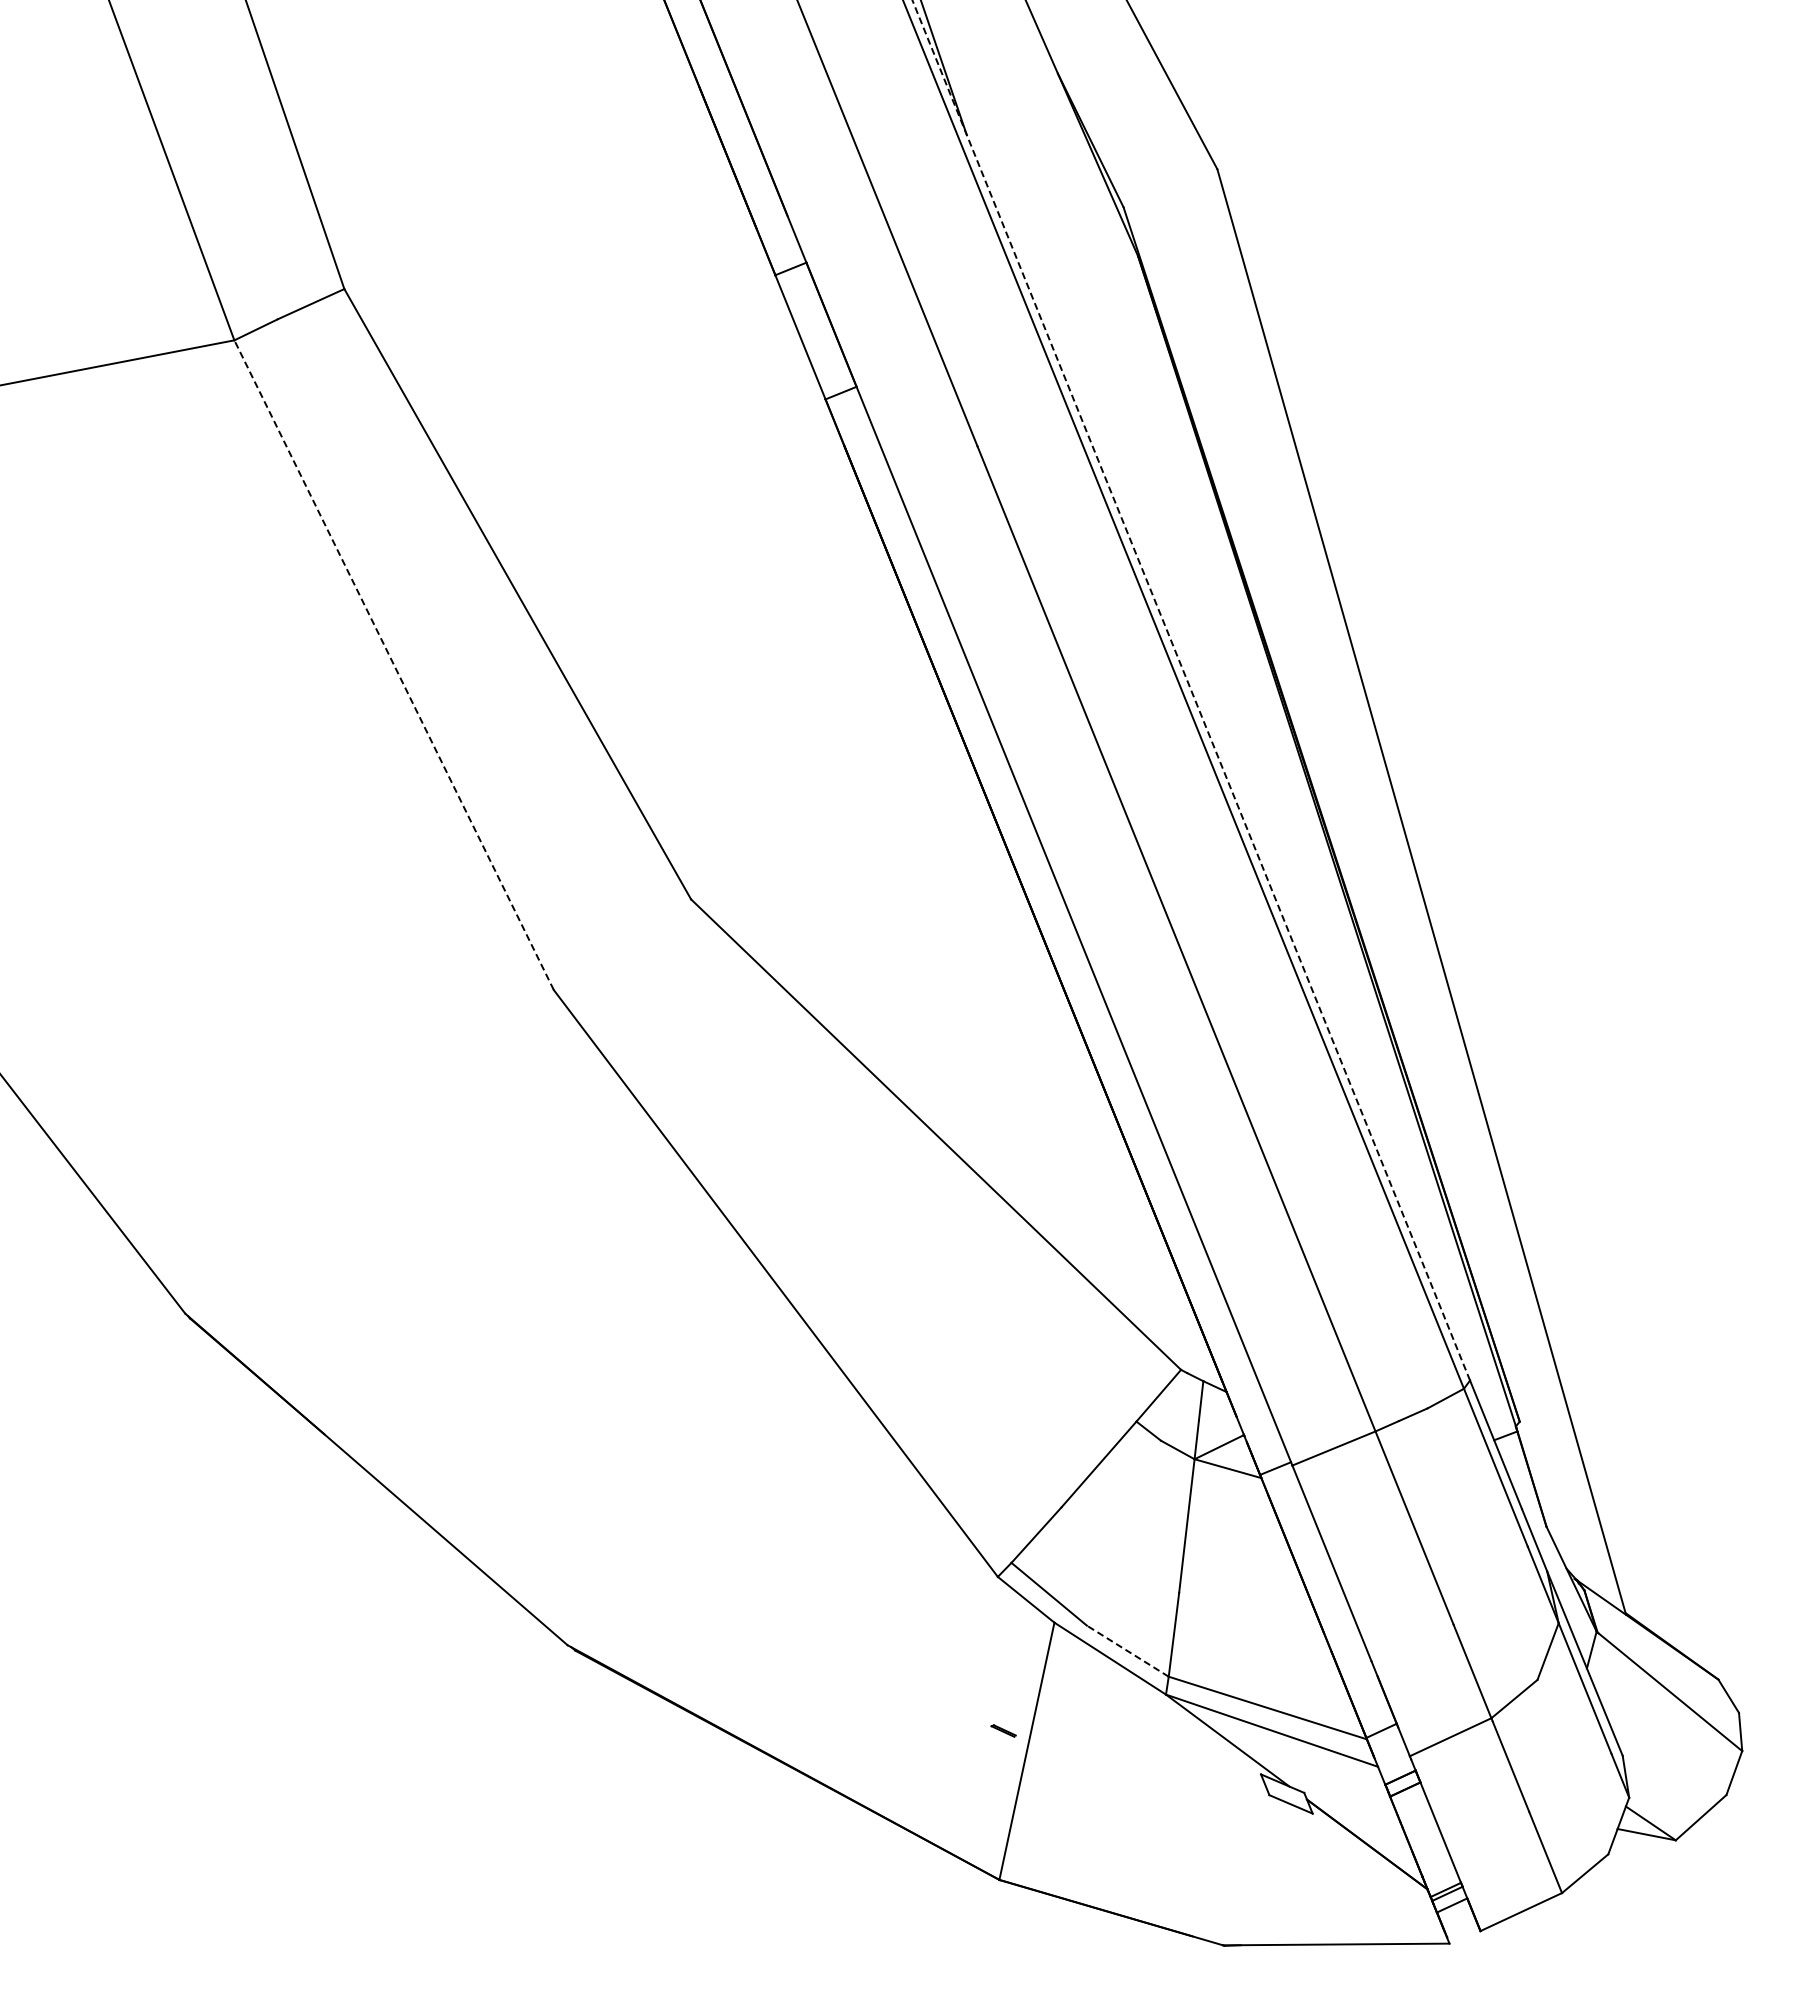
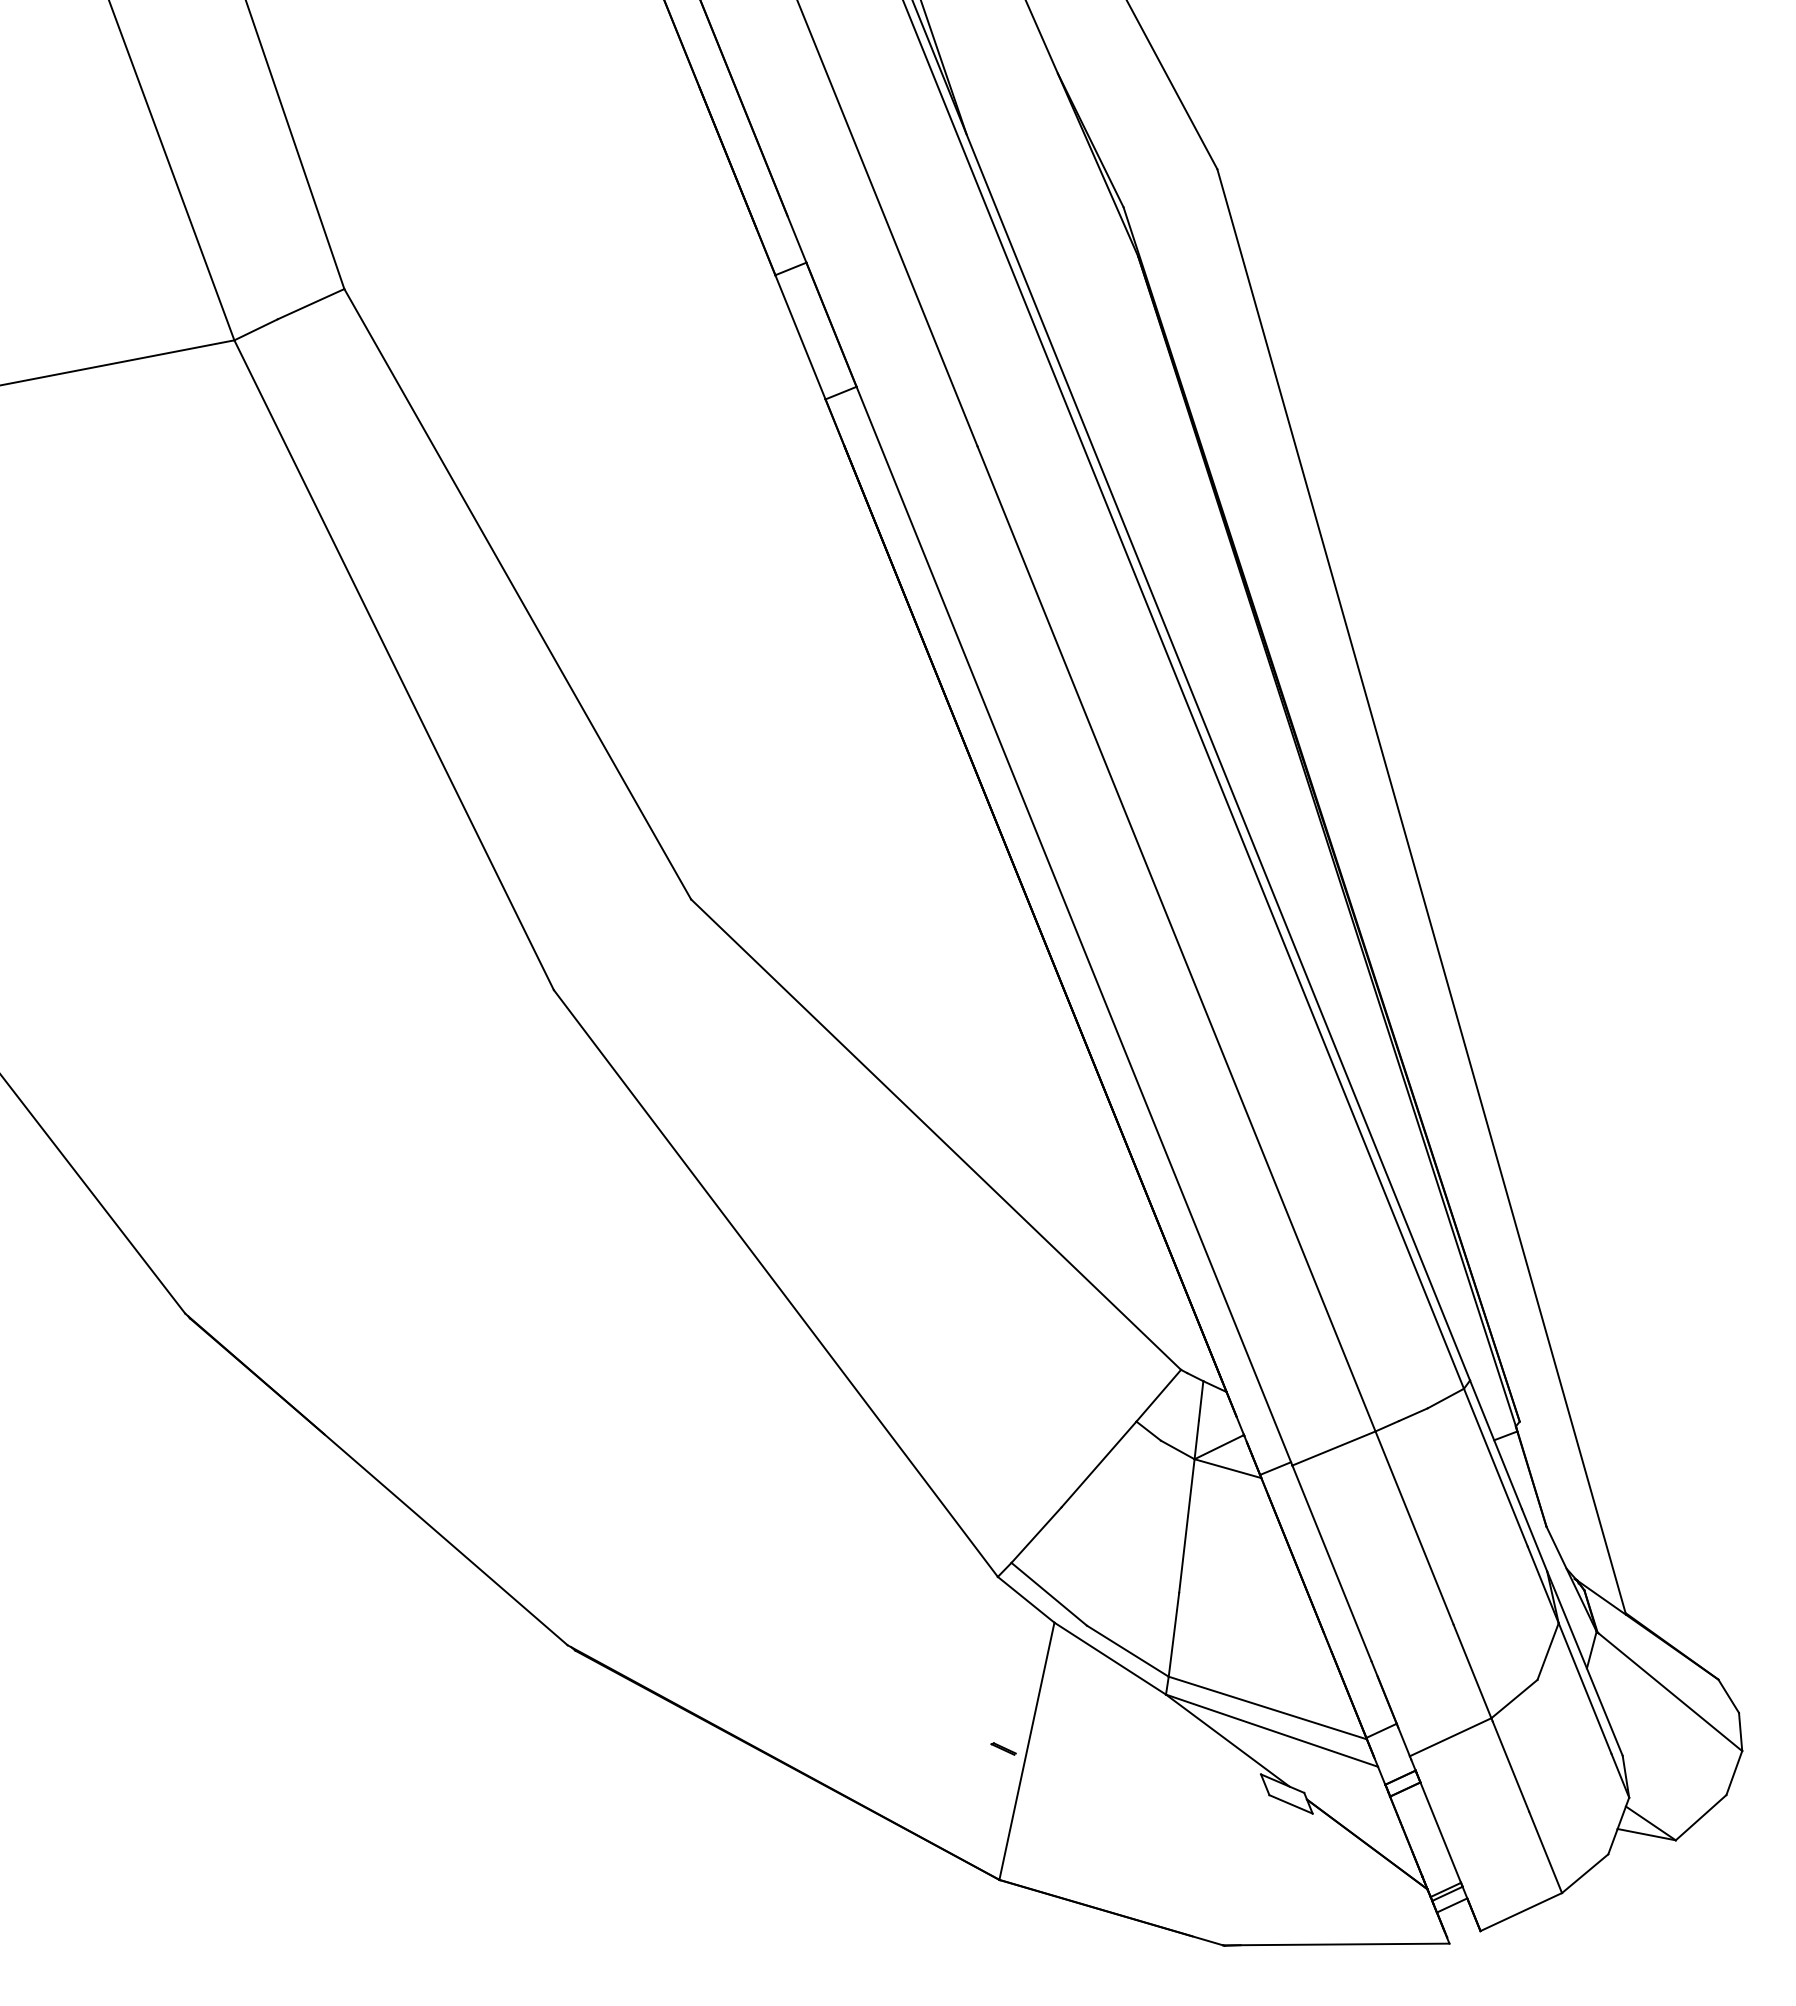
line: dashed -> solid (394, 665)
line: dashed -> solid (1191, 690)
line: dashed -> solid (1127, 1650)
part position: (1003, 1730) -> (1003, 1748) (1003, 1748)
